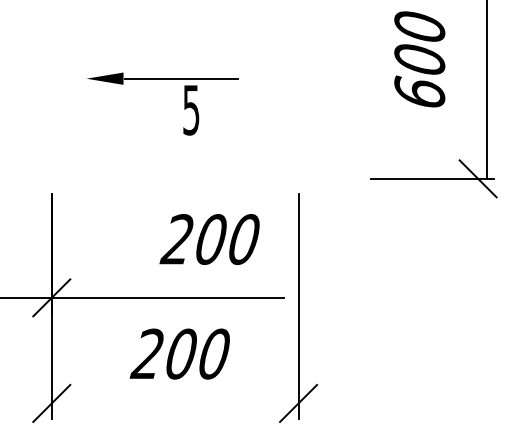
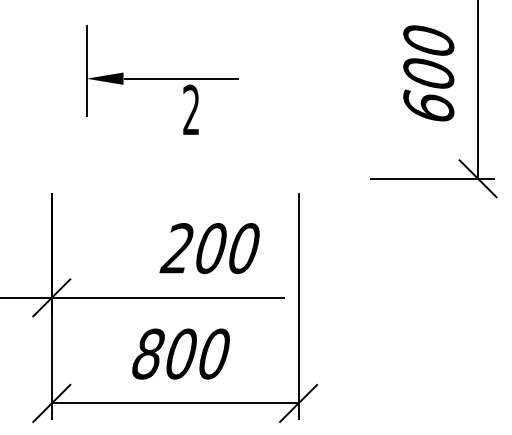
text position: (419, 59) -> (428, 73) (428, 73)
line: none -> present (86, 70)
line position: (487, 90) -> (478, 90) (478, 90)
text: 5 -> 2 (191, 109)
text position: (209, 239) -> (209, 248) (209, 248)
text: 200 -> 800 (146, 353)
line: none -> present (174, 403)
